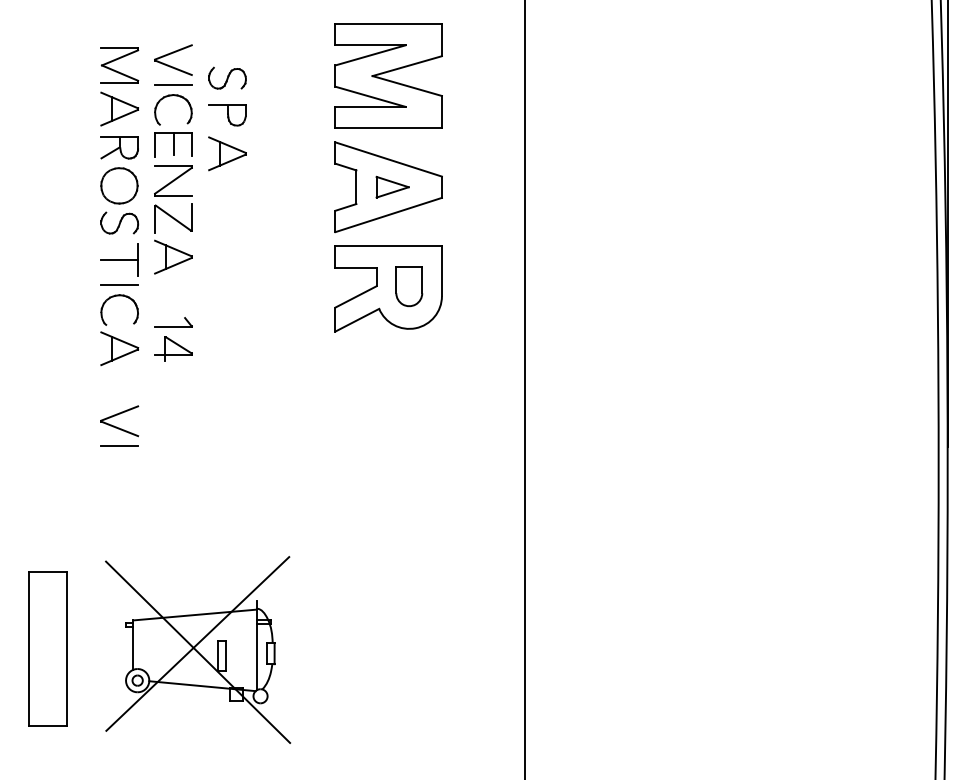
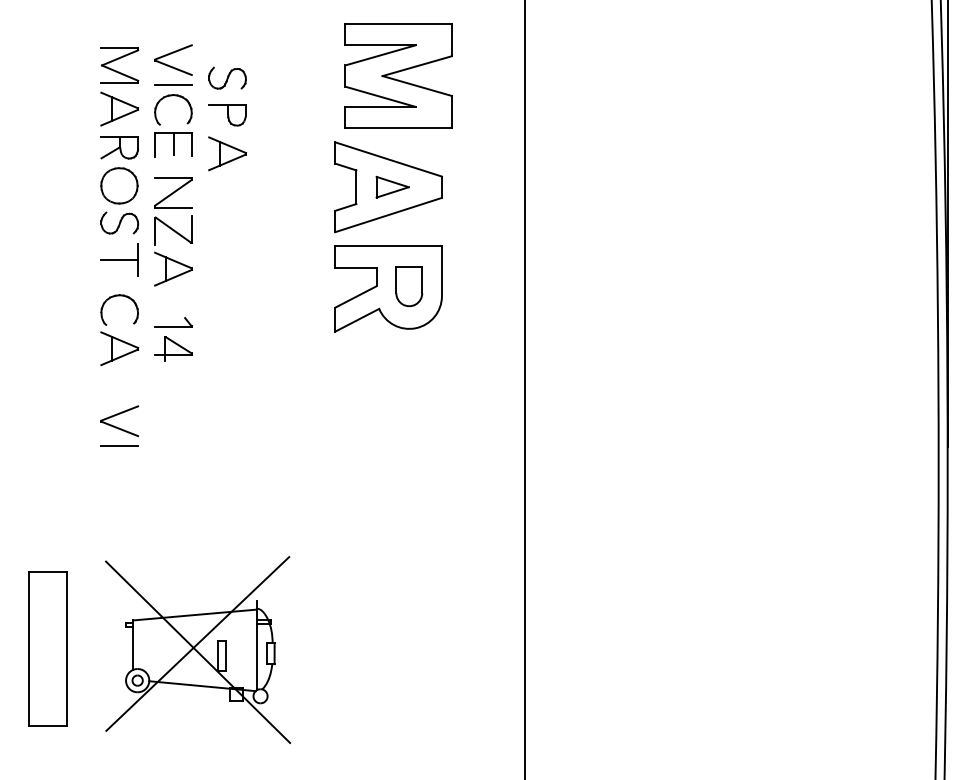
part position: (388, 75) -> (398, 75) (398, 75)
part position: (173, 219) -> (173, 231) (173, 231)
line: present -> none (119, 285)
